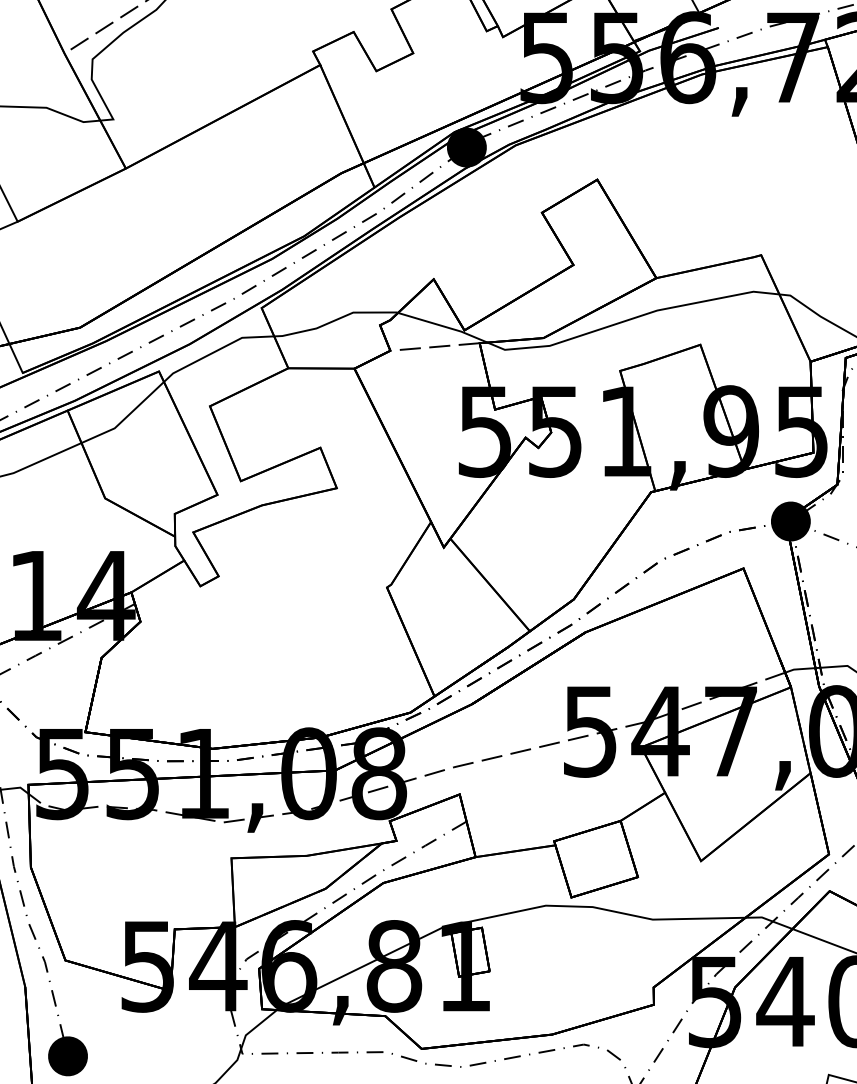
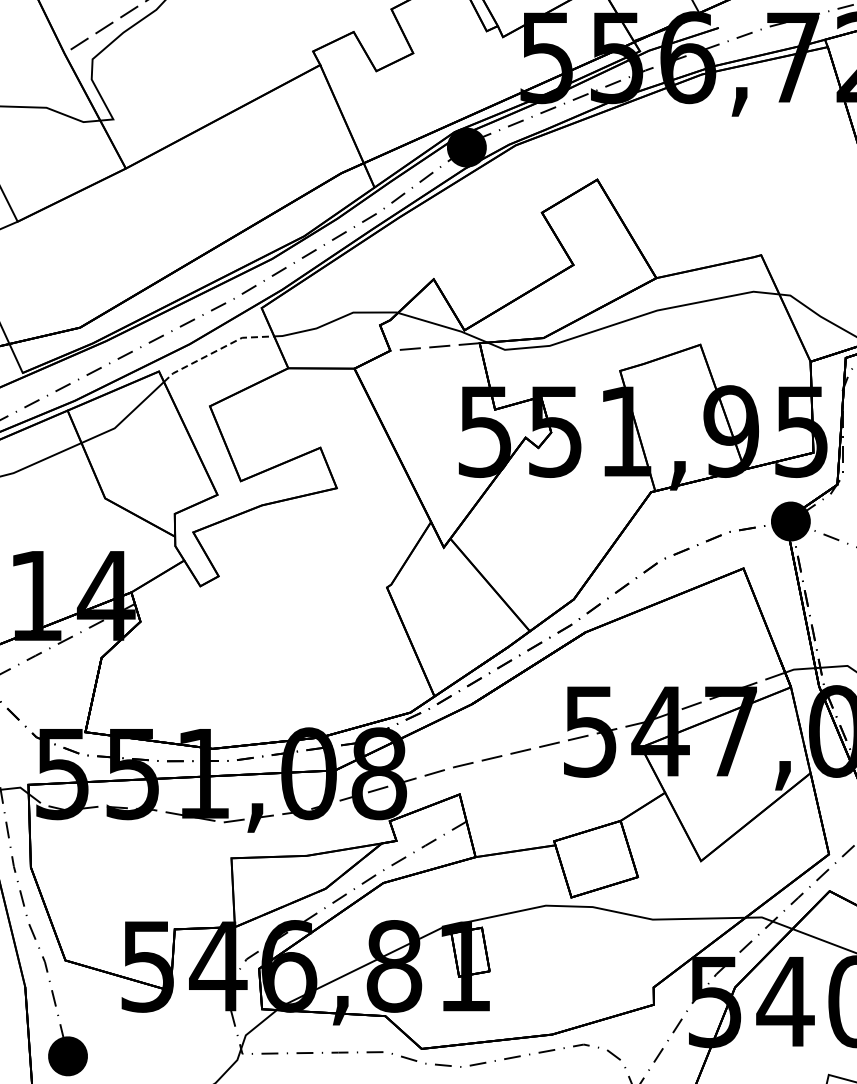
line: solid -> dashed (216, 351)
